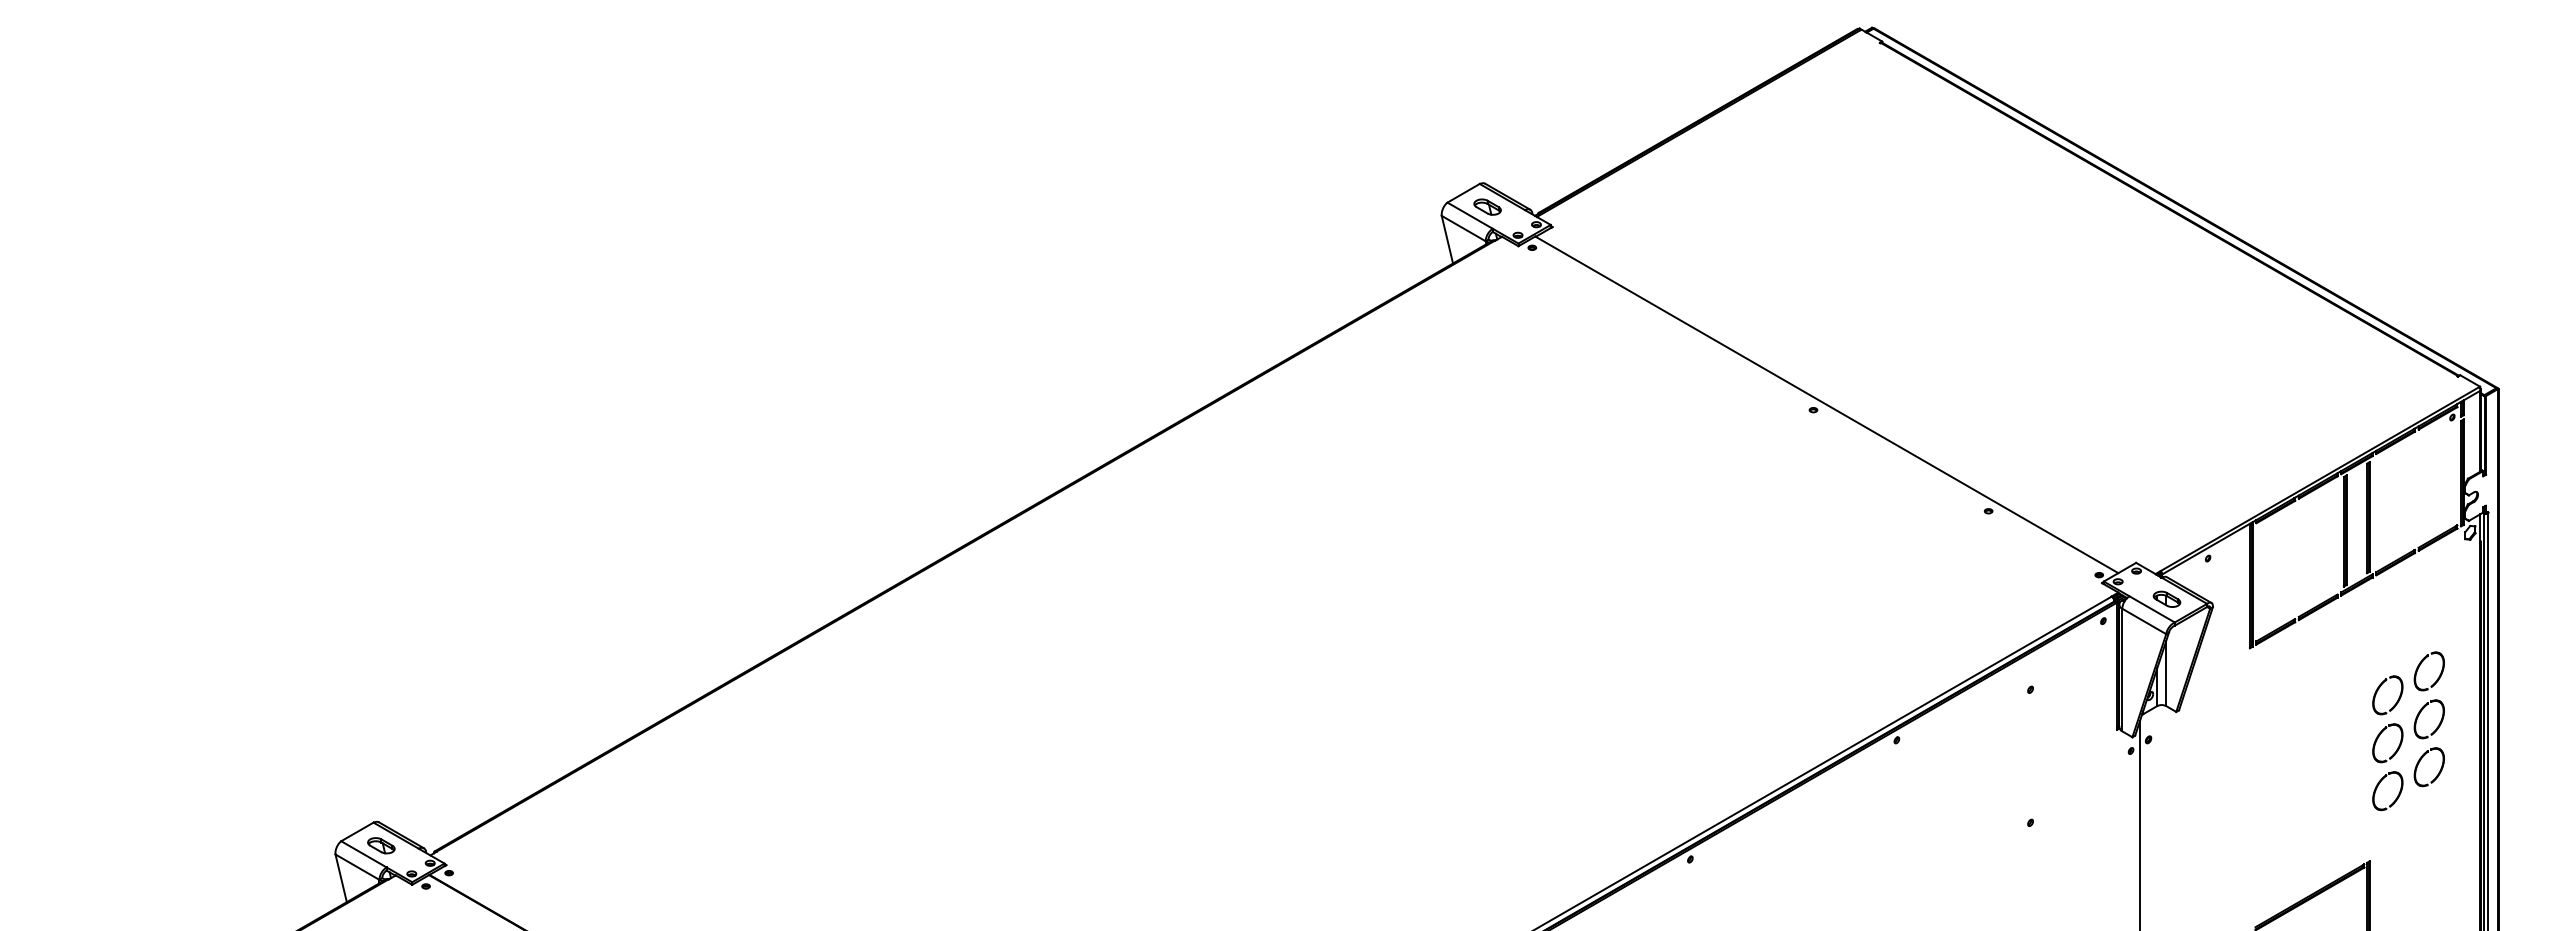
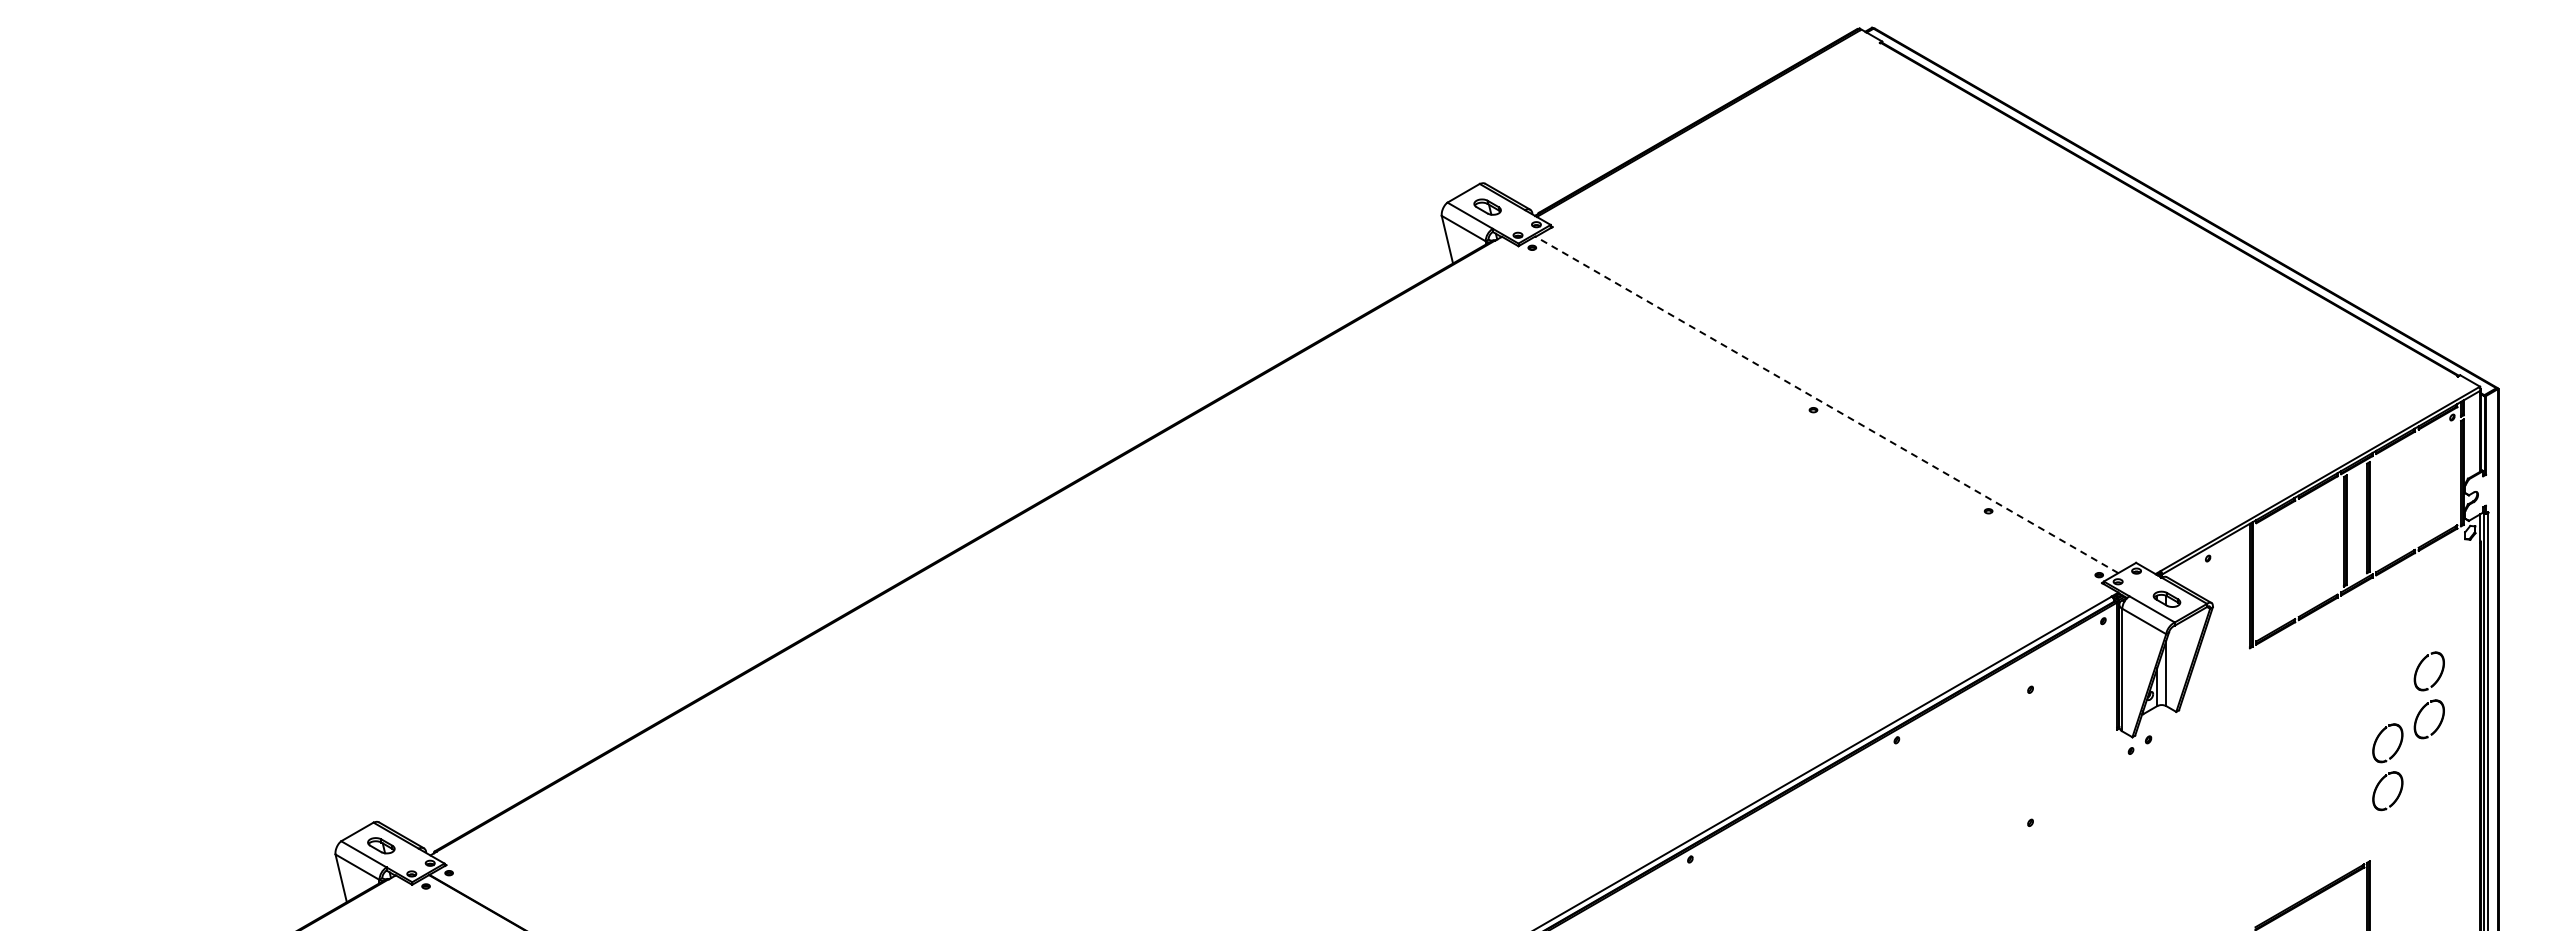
line: solid -> dashed (1826, 404)
part: present -> none (2378, 690)
part: present -> none (2419, 763)
line: present -> none (2140, 823)
